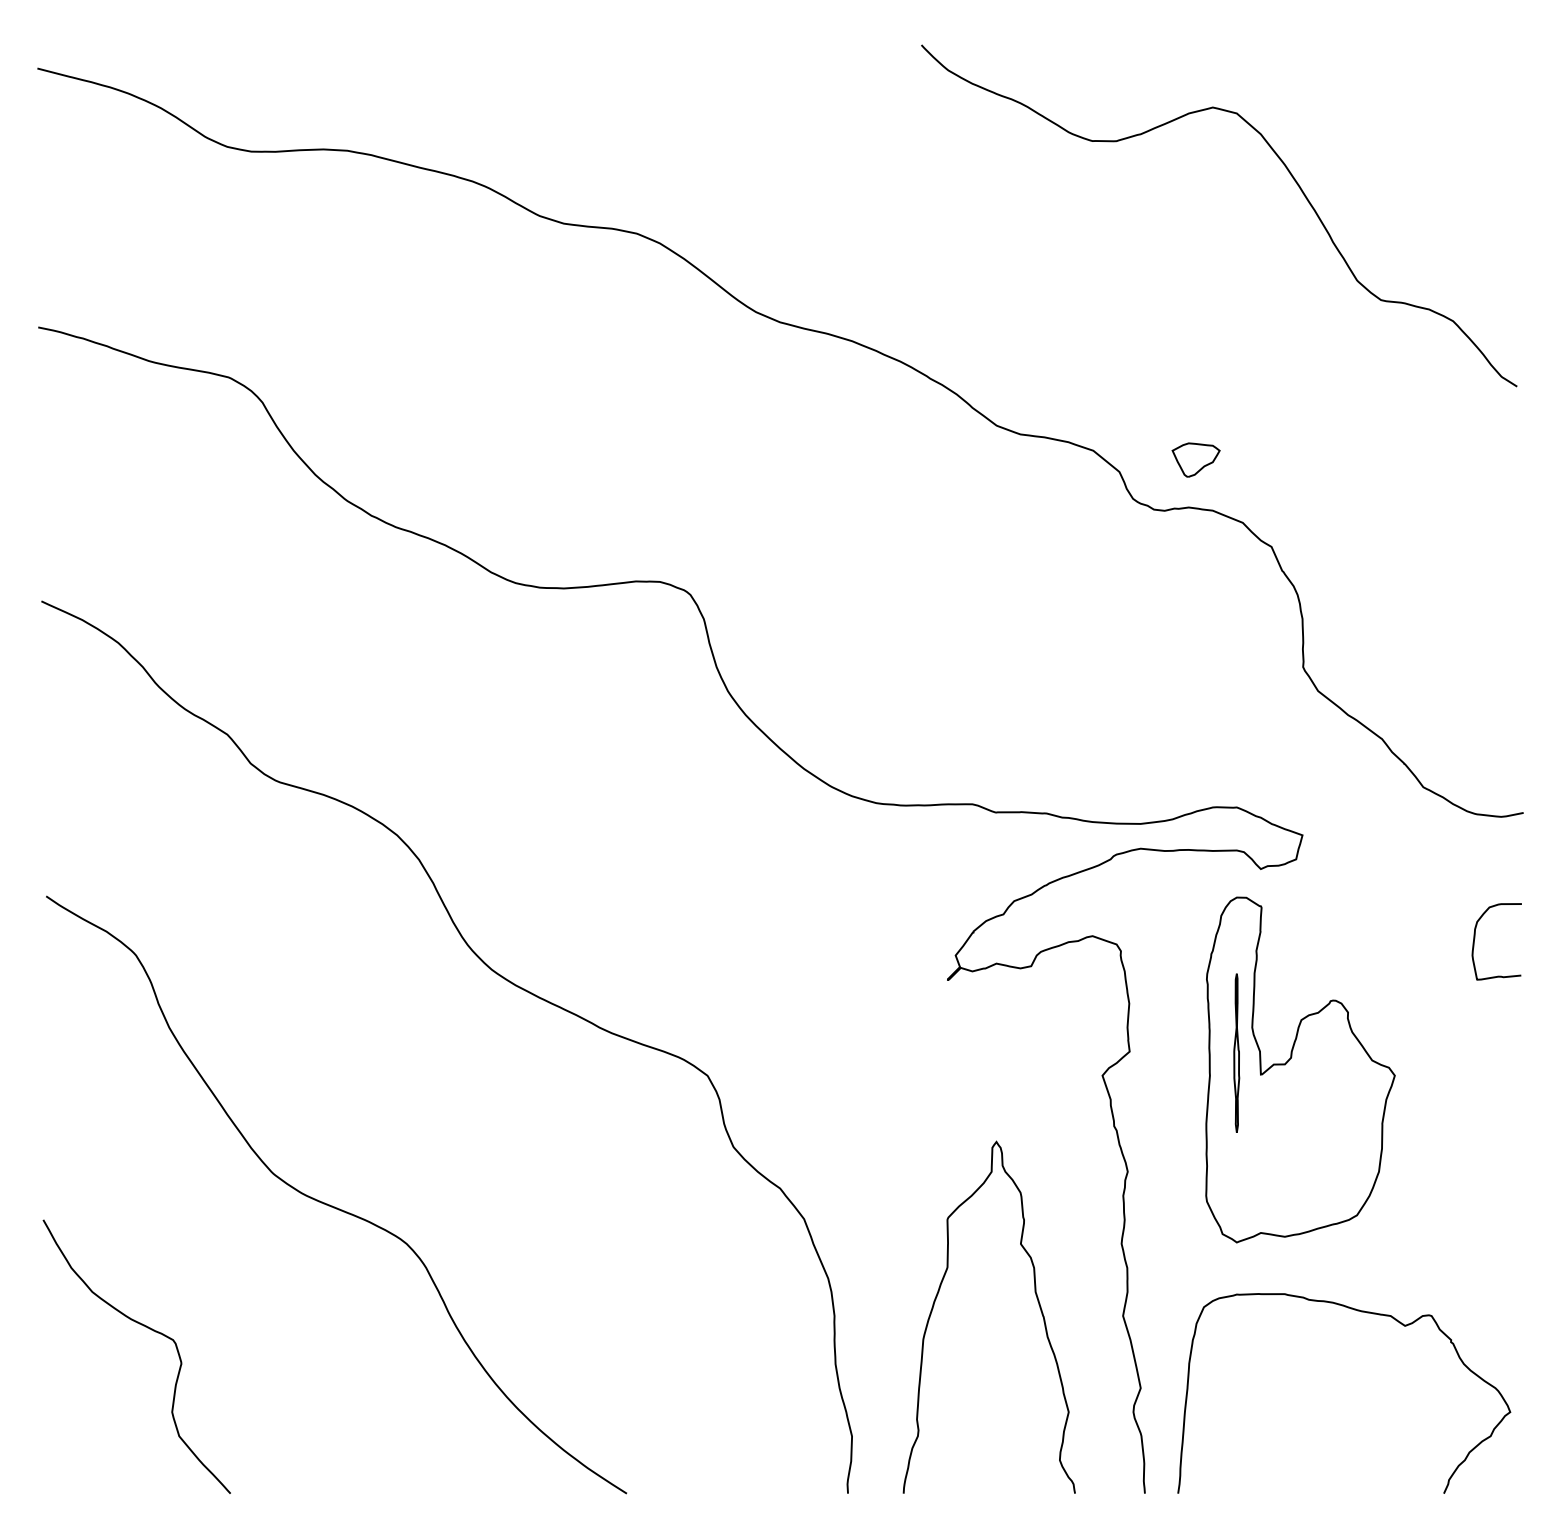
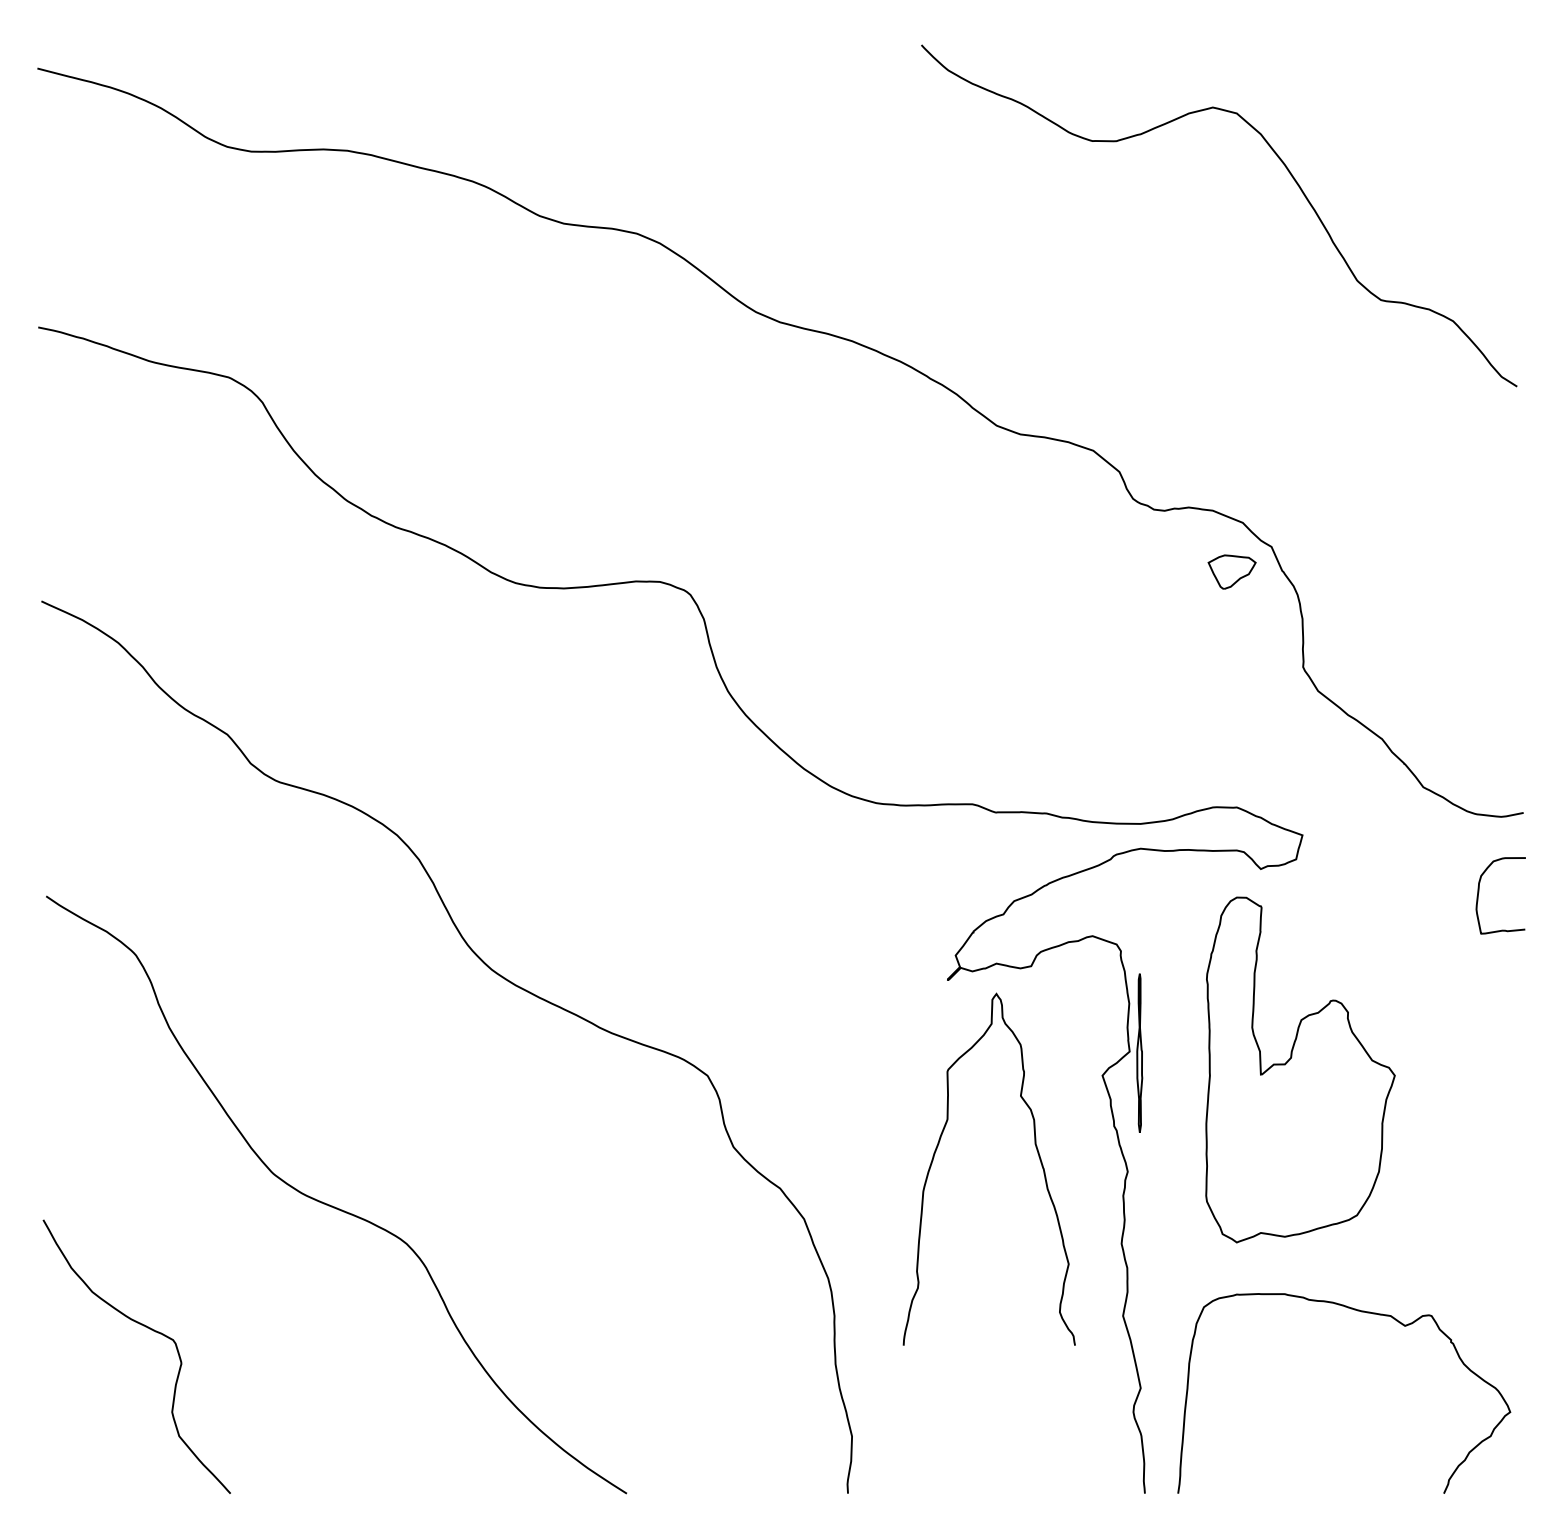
part position: (1195, 459) -> (1231, 571) (1231, 571)
curve position: (1475, 938) -> (1479, 892) (1479, 892)
part position: (1236, 1052) -> (1139, 1052) (1139, 1052)
curve position: (1037, 1301) -> (1037, 1153) (1037, 1153)
